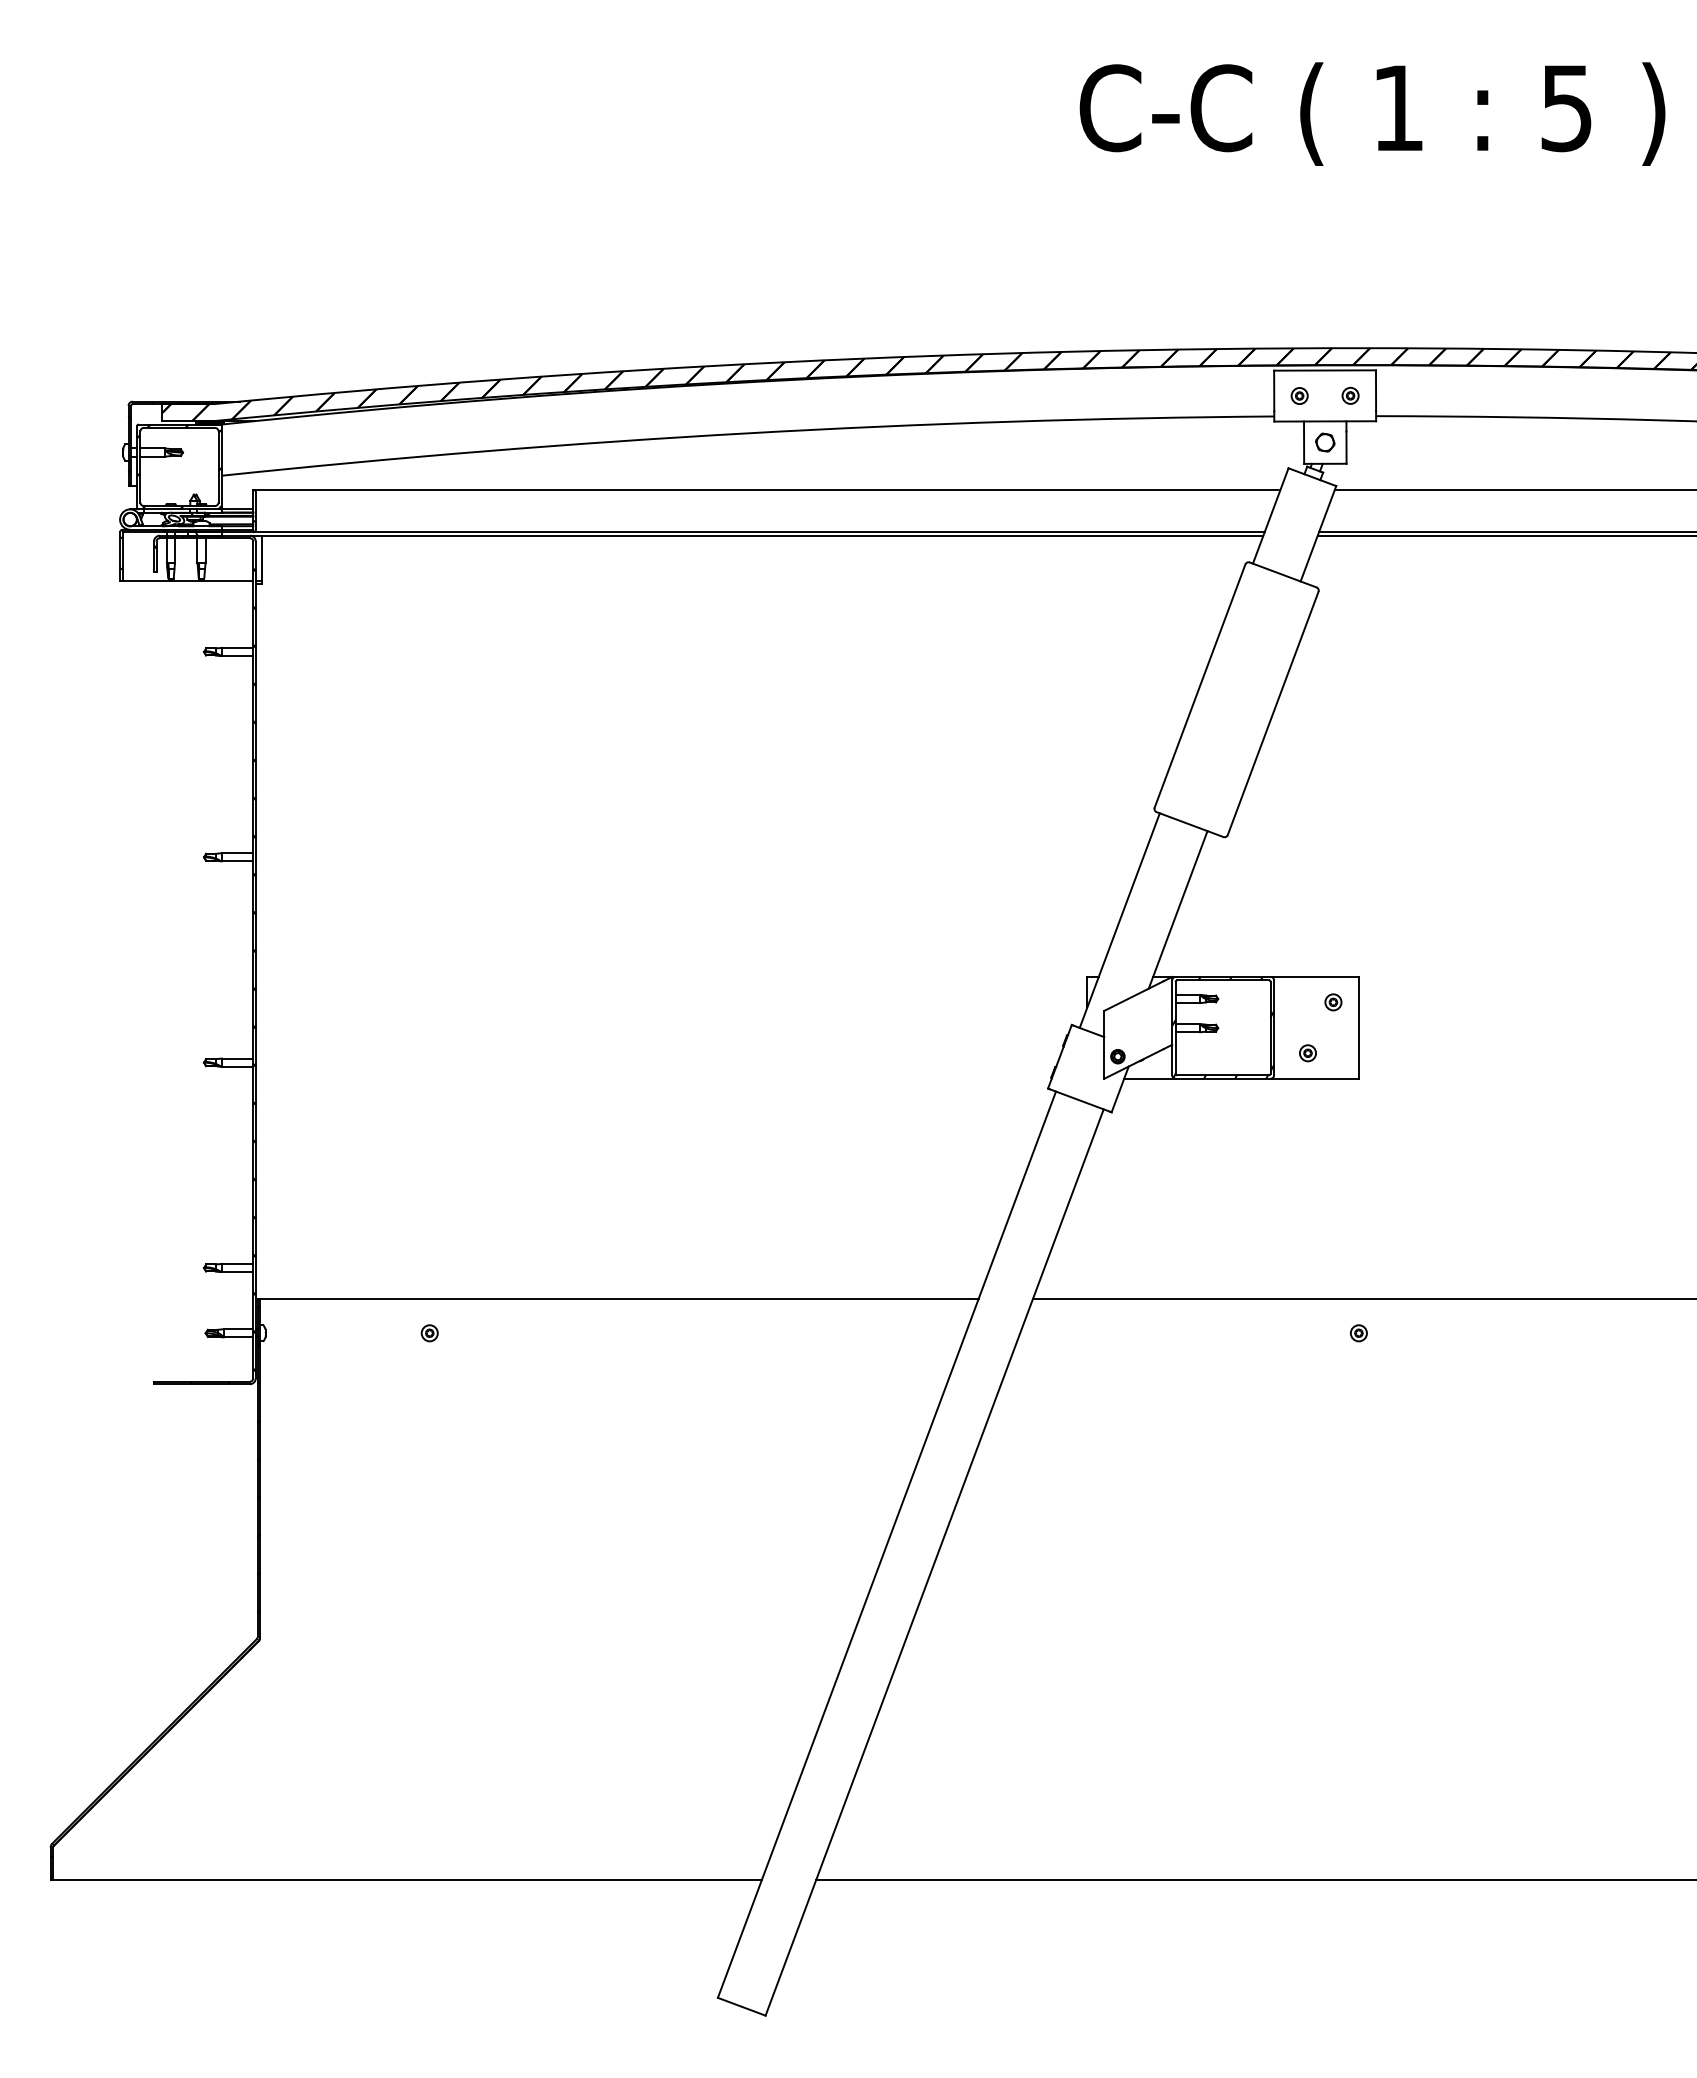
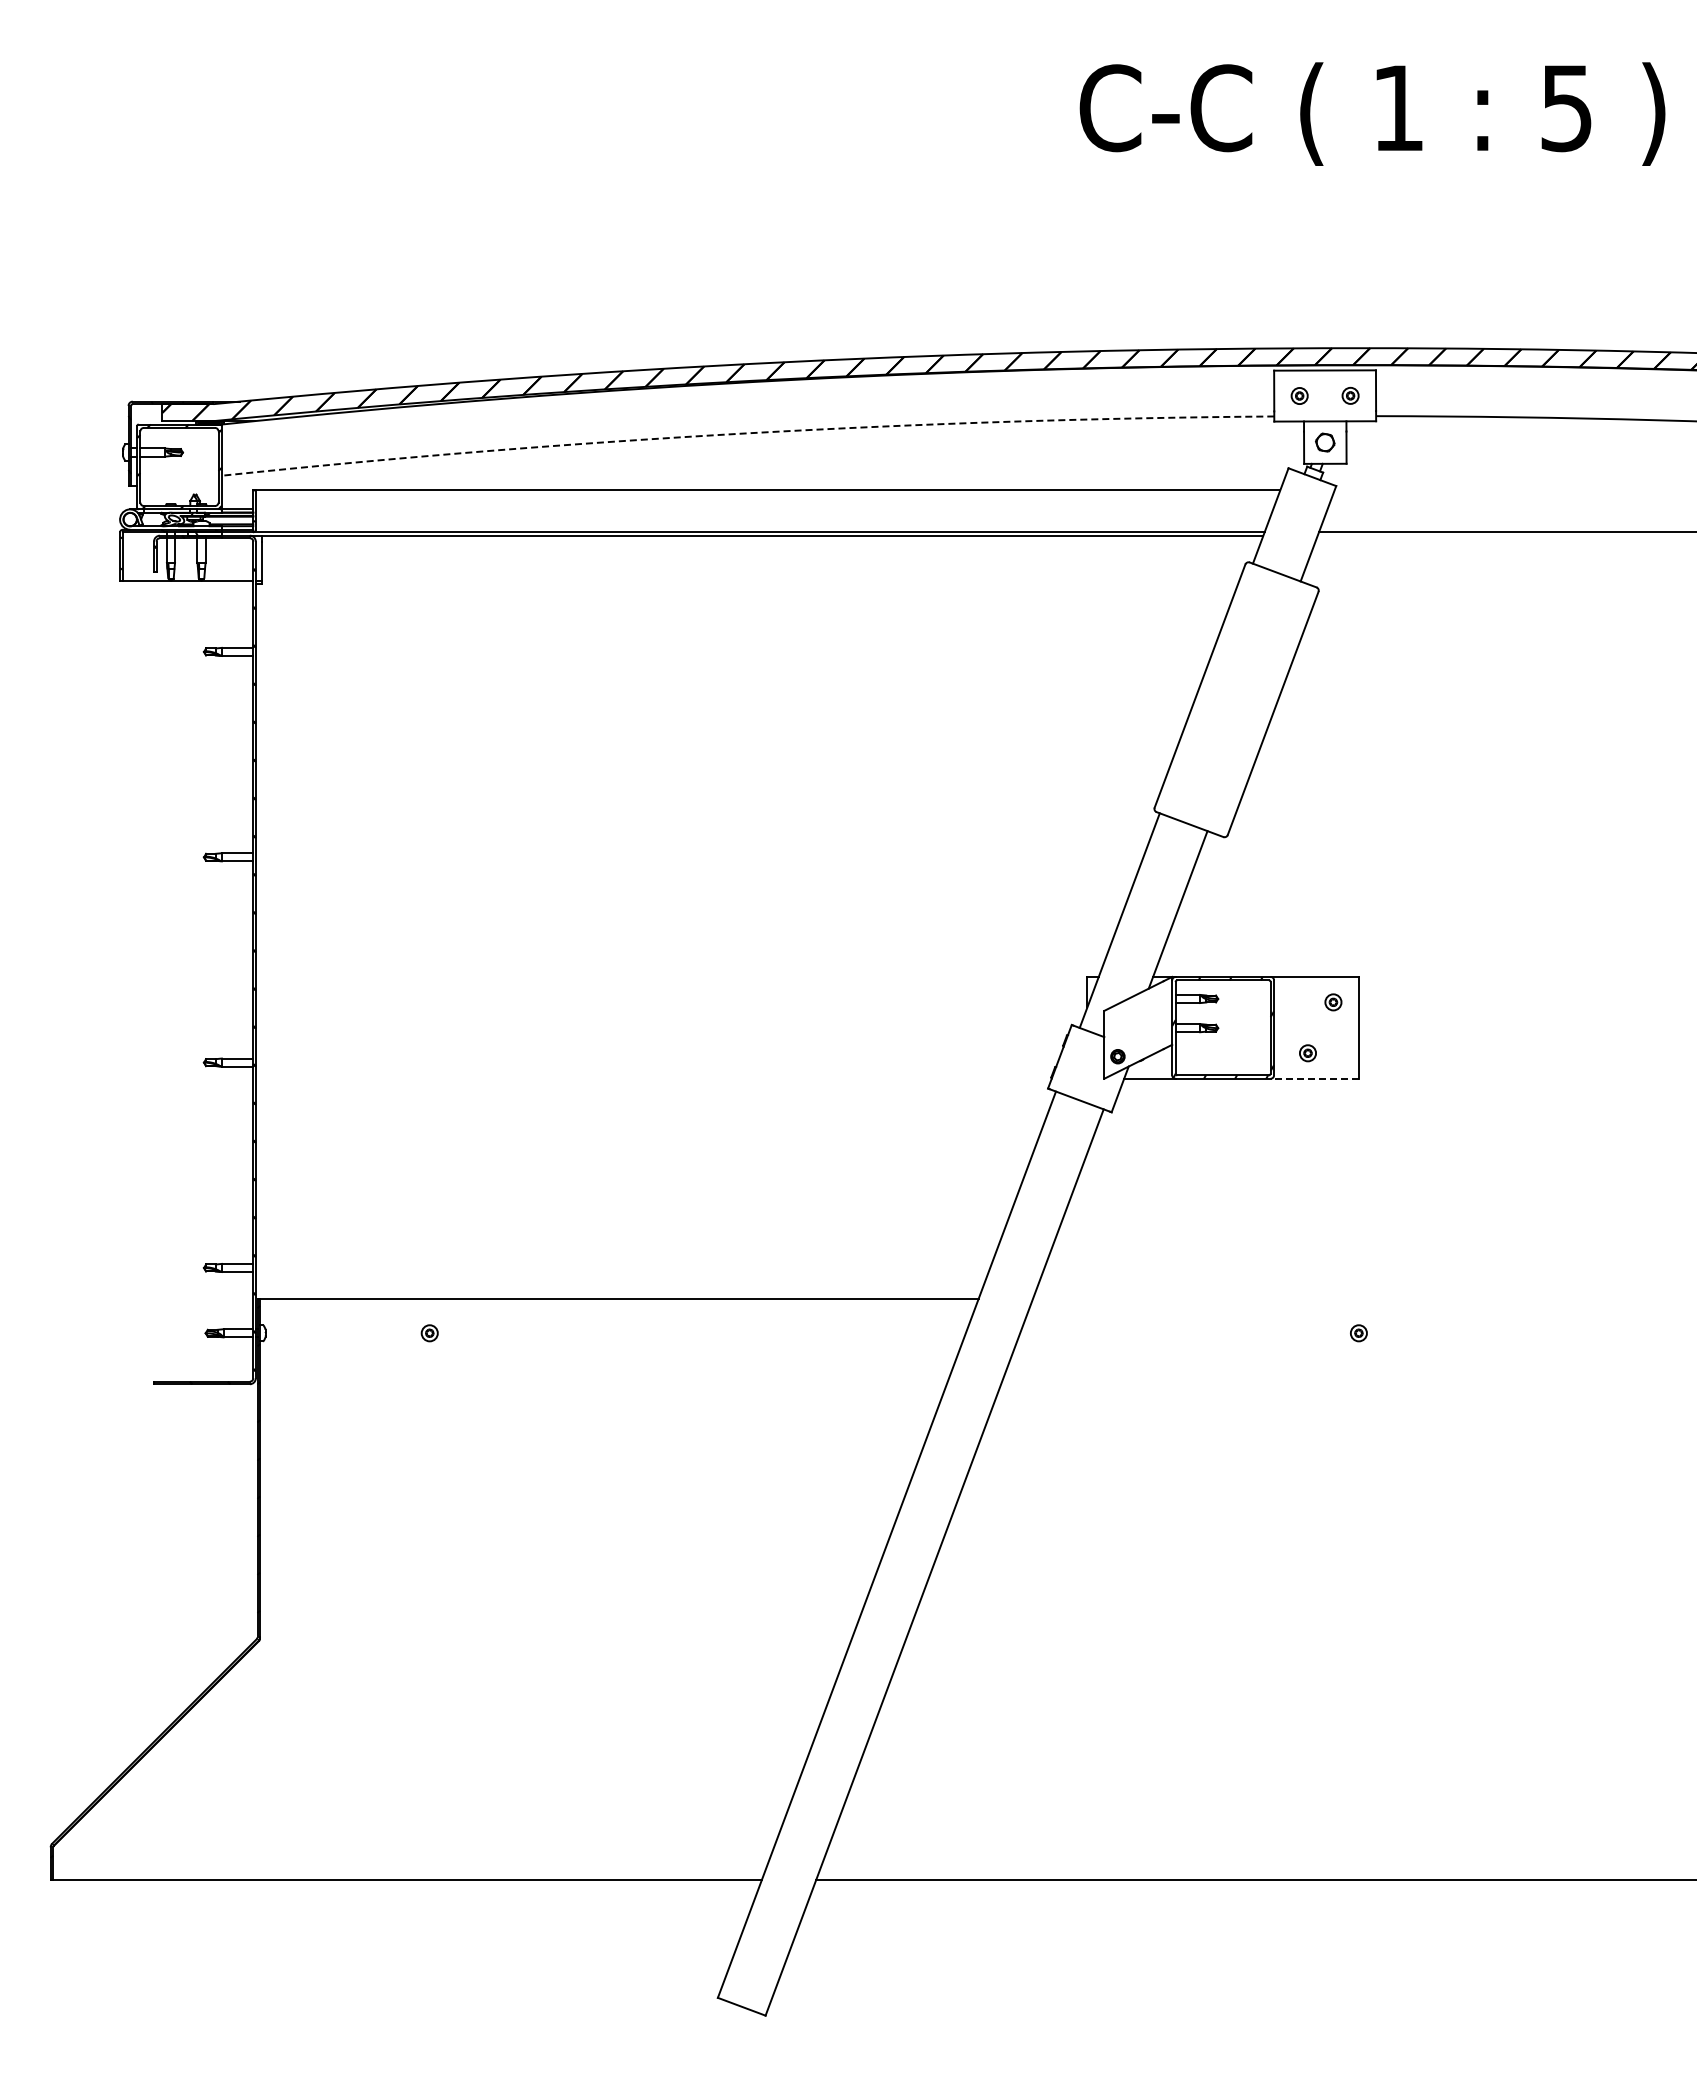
arc: solid -> dashed (747, 433)
line: present -> none (1513, 489)
line: present -> none (1505, 535)
line: solid -> dashed (1314, 1078)
line: present -> none (1362, 1299)
